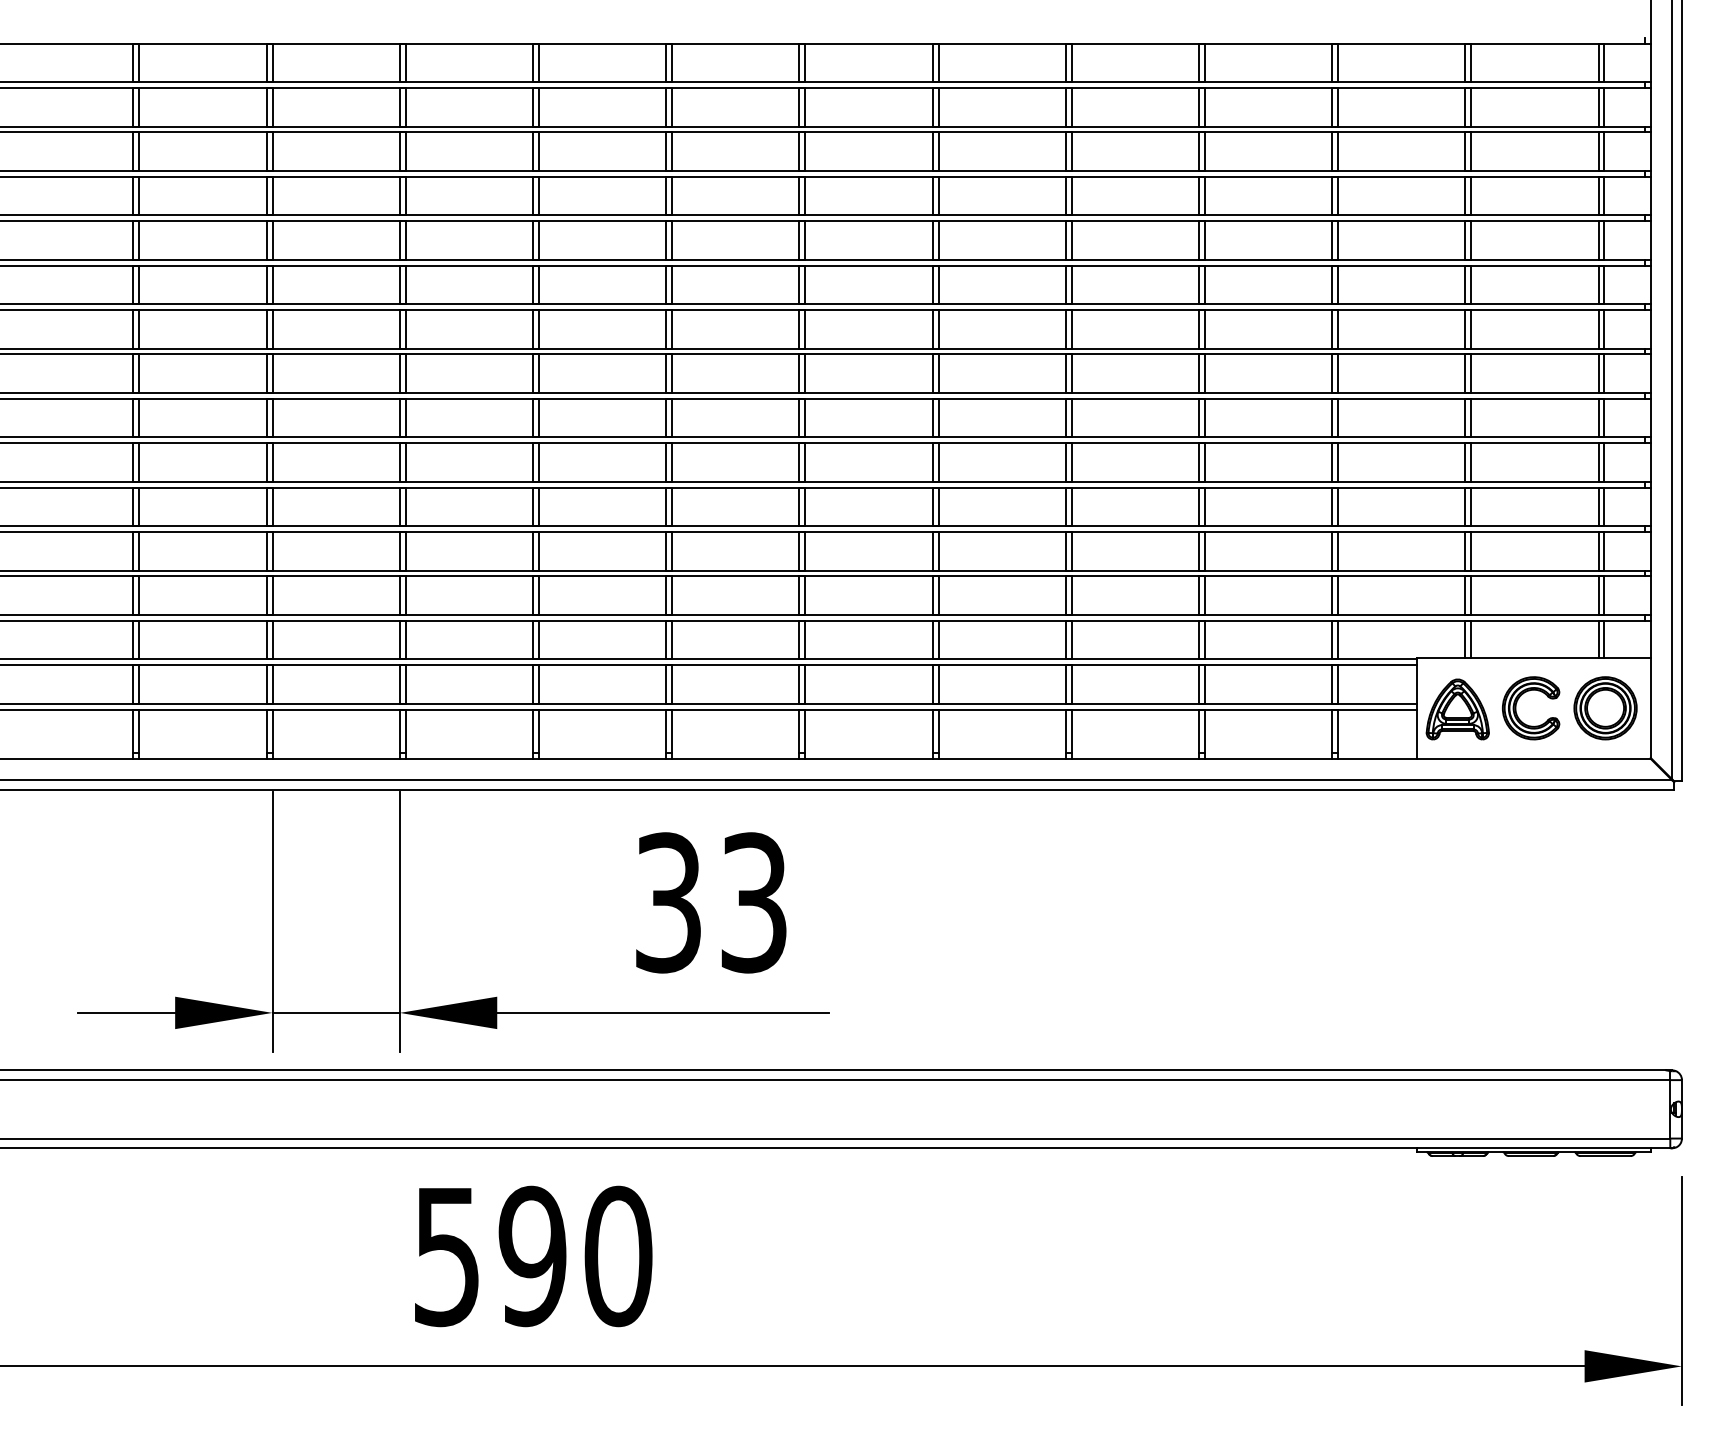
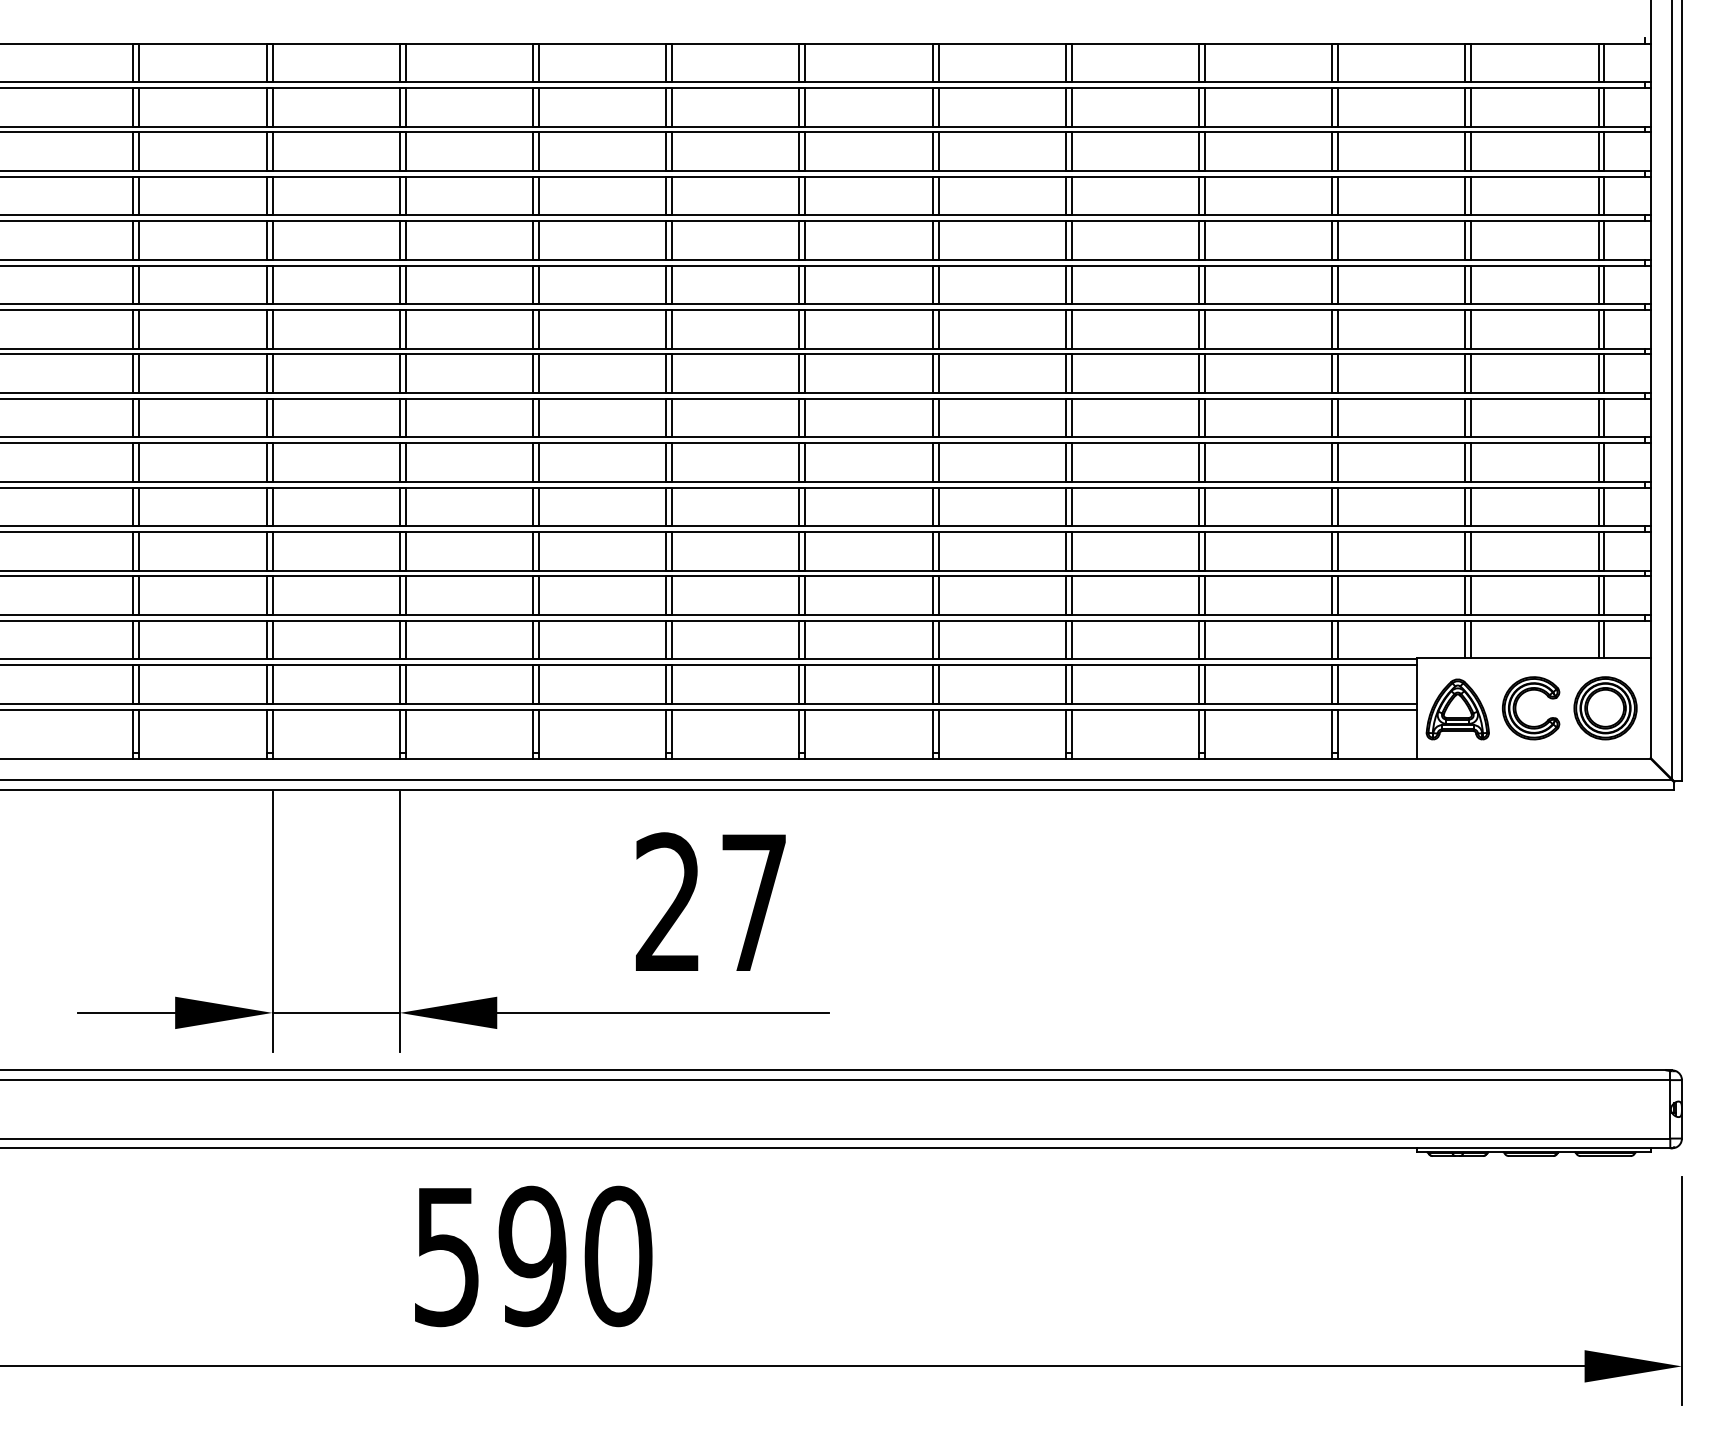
text: 33 -> 27 (710, 902)
